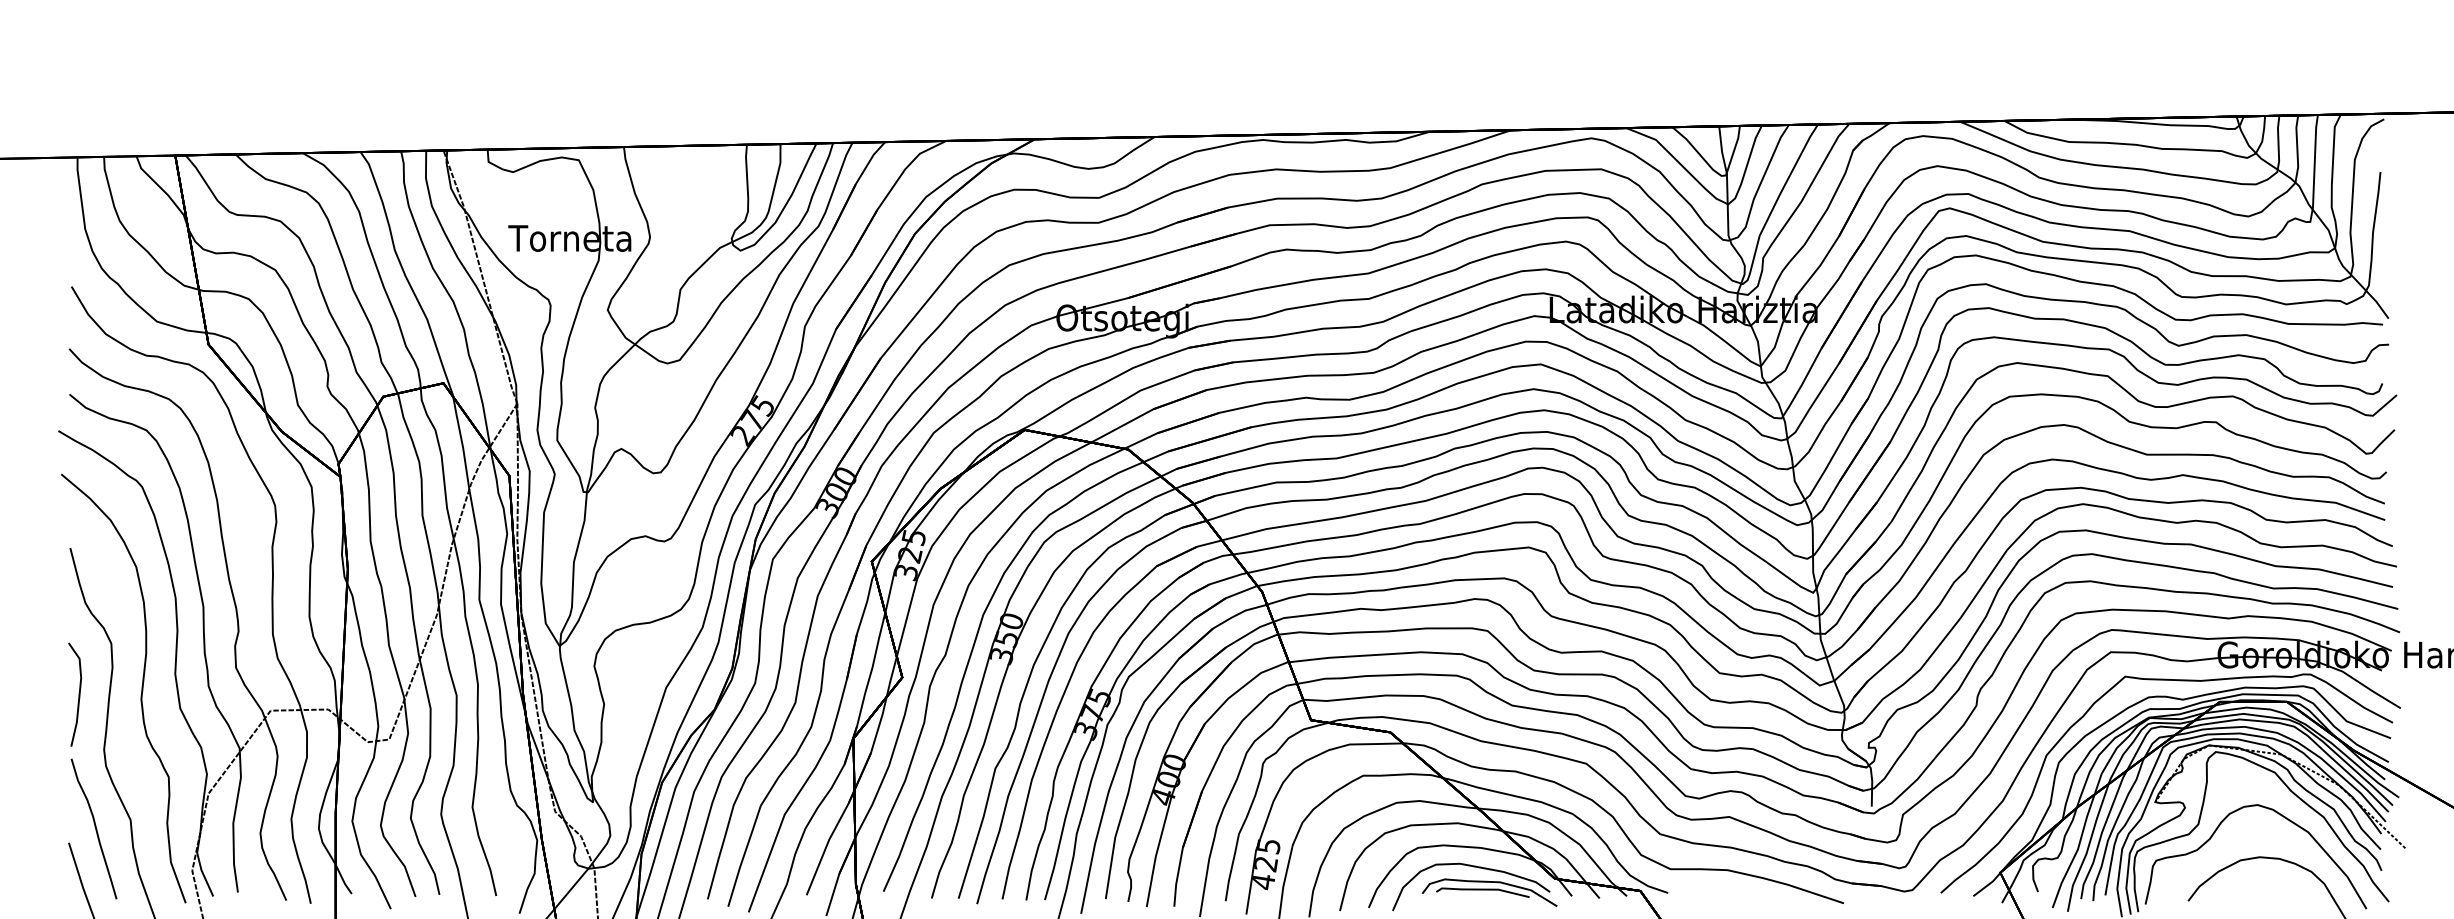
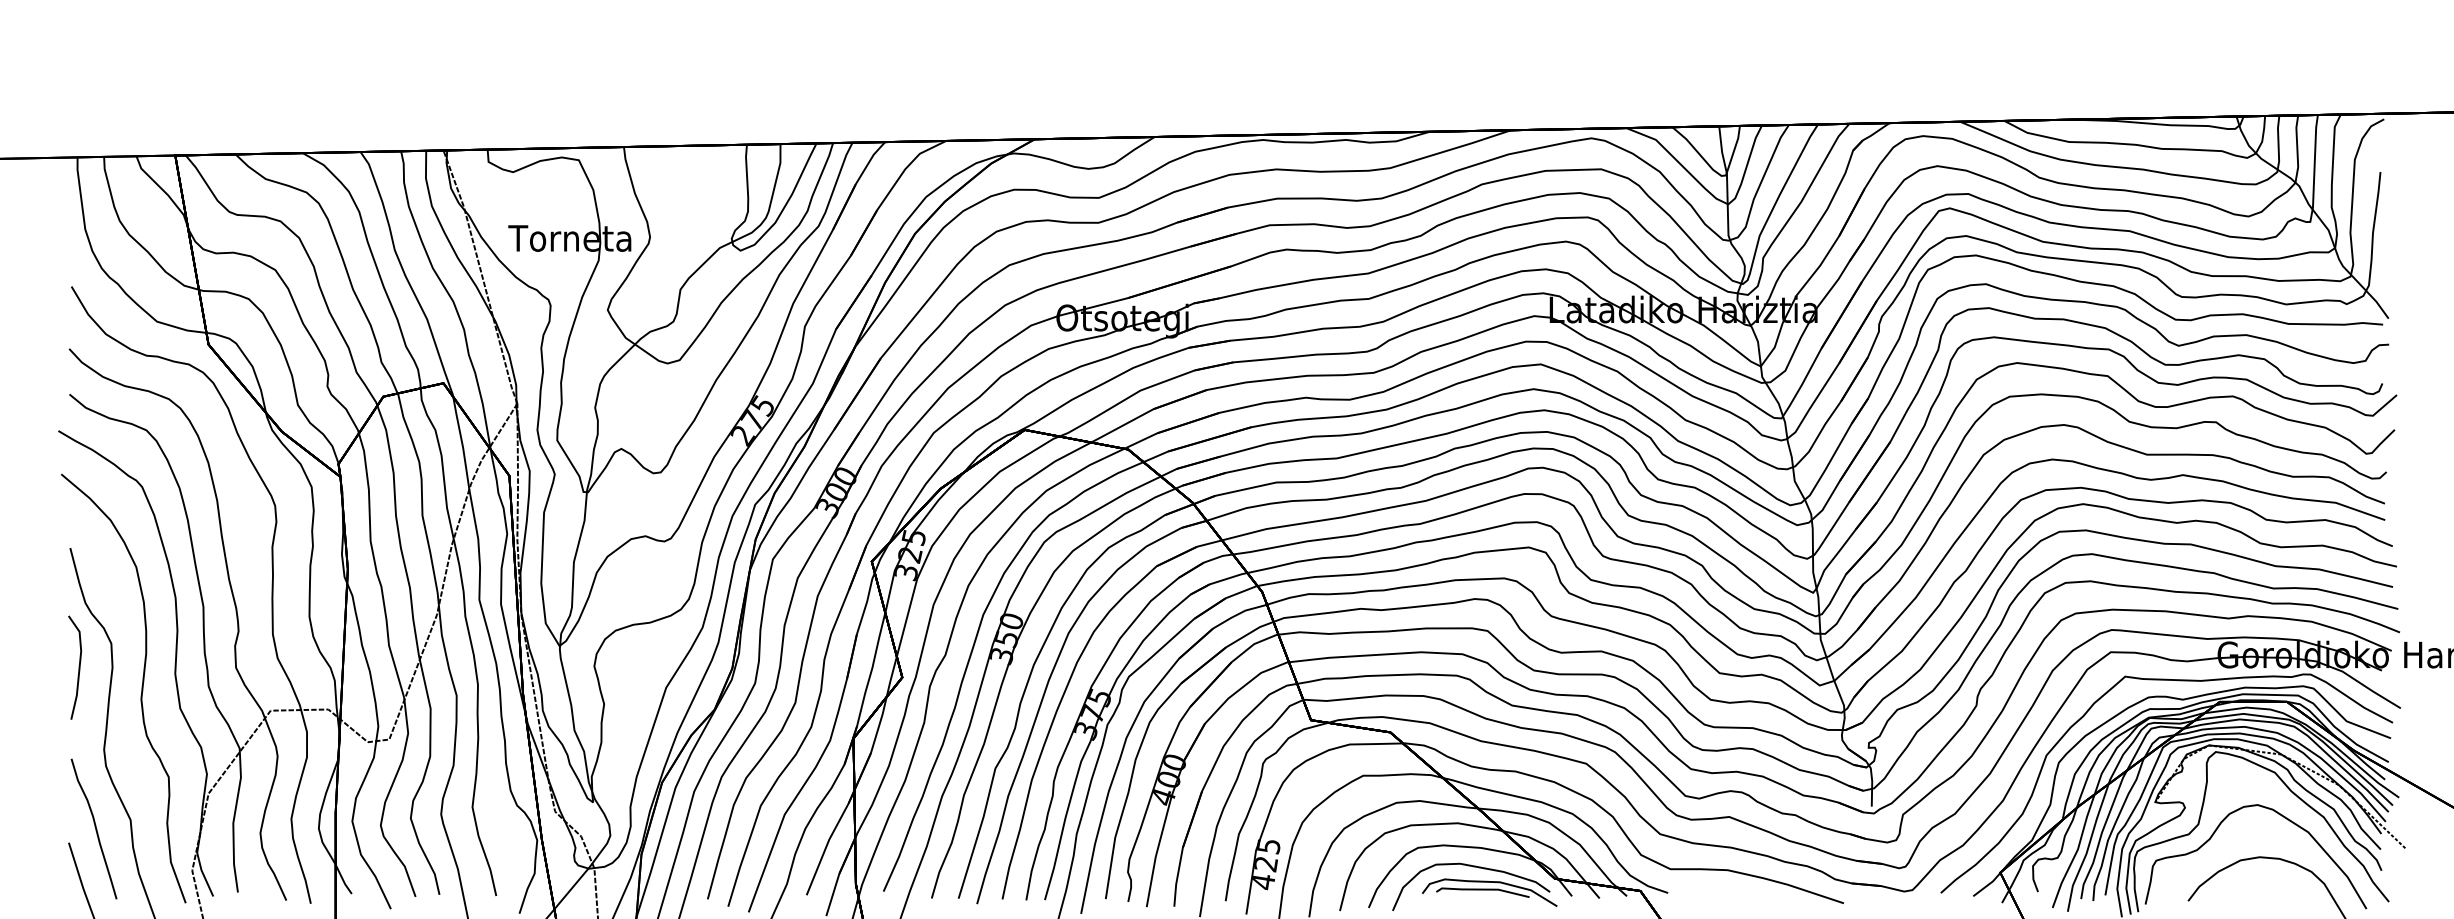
line position: (78, 694) -> (78, 667) (78, 667)
